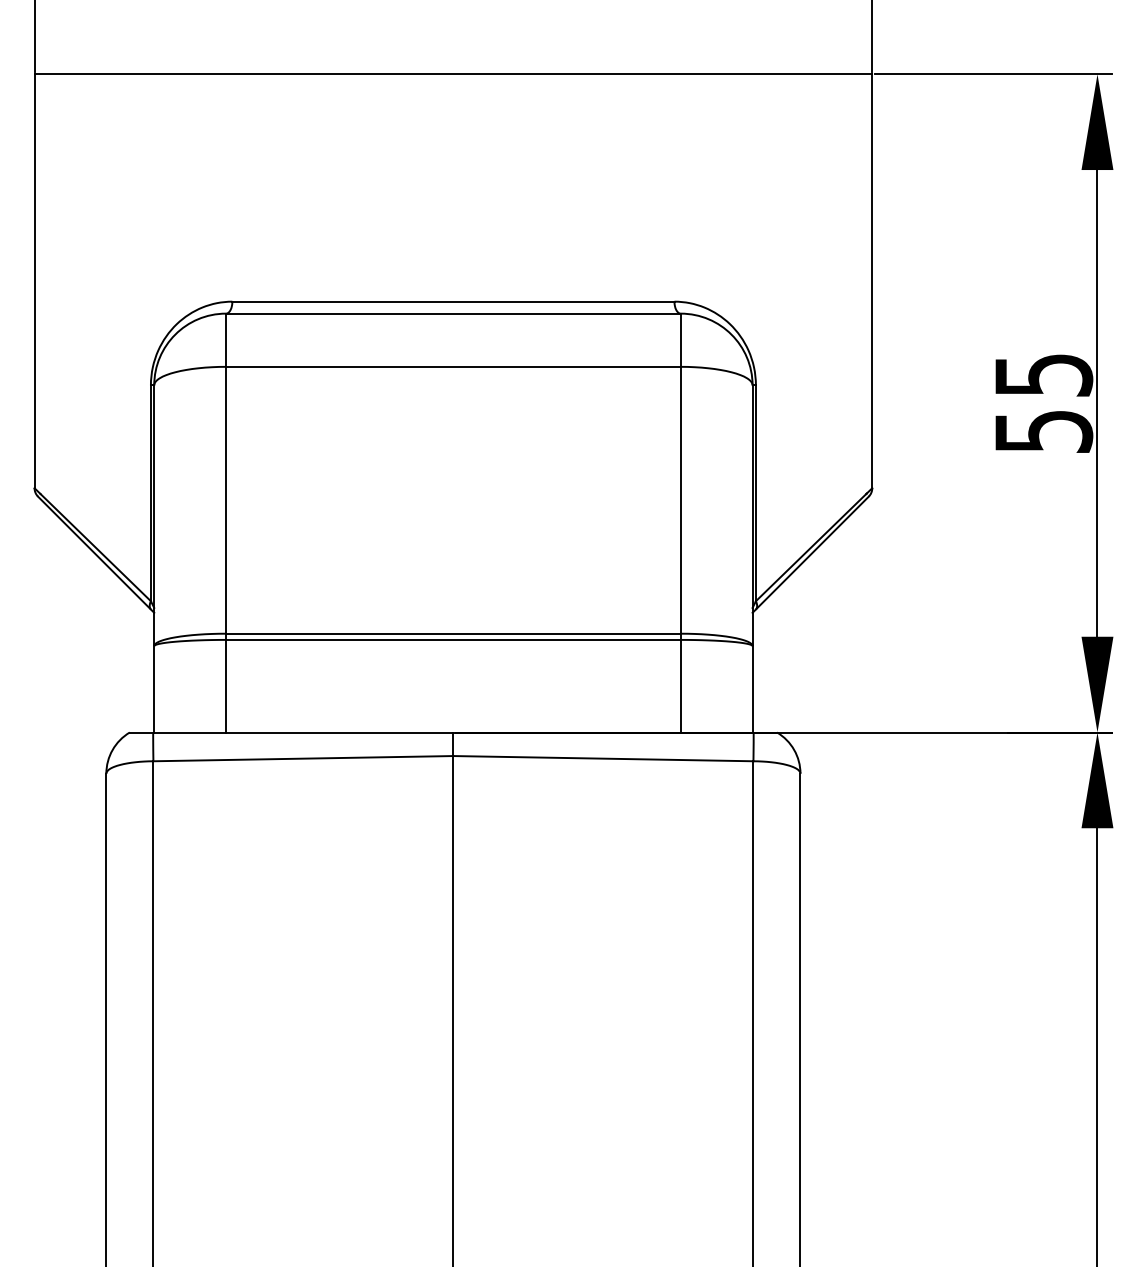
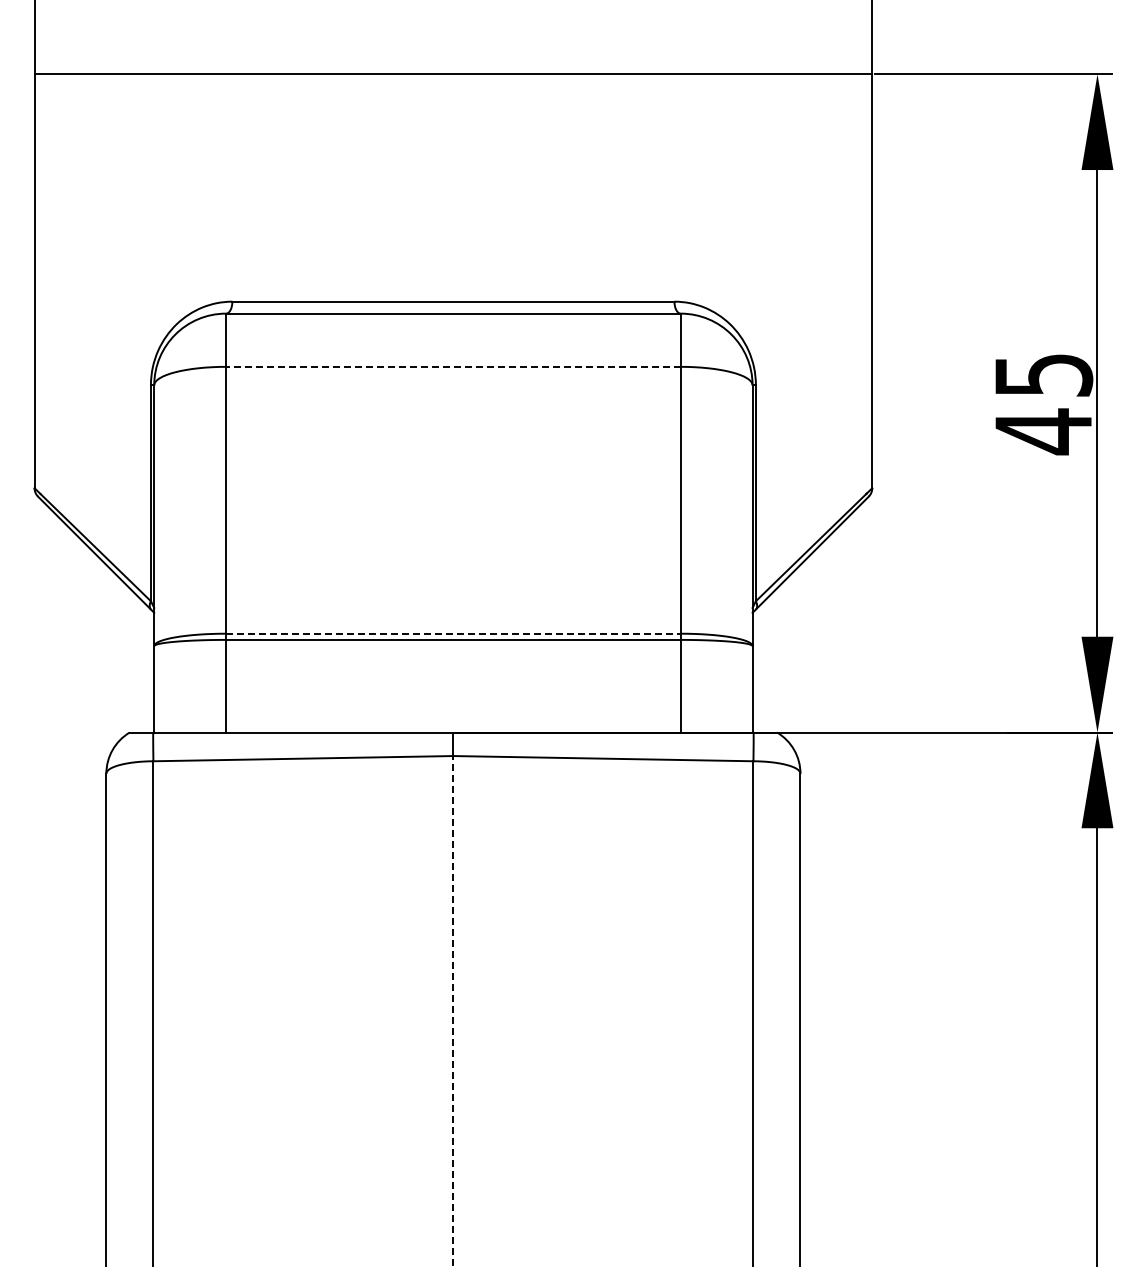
line: solid -> dashed (452, 366)
text: 55 -> 45 (1044, 431)
line: solid -> dashed (453, 633)
line: solid -> dashed (453, 1010)
